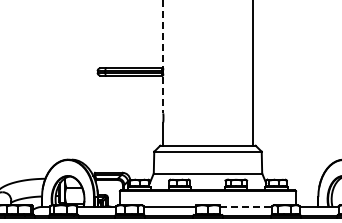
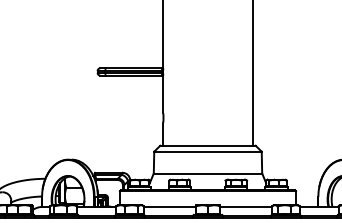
line: dashed -> solid (163, 57)
line: dashed -> solid (246, 206)
